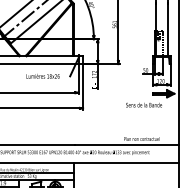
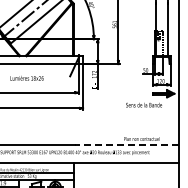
text position: (42, 76) -> (26, 78) (26, 78)
line: solid -> dashed (127, 144)
